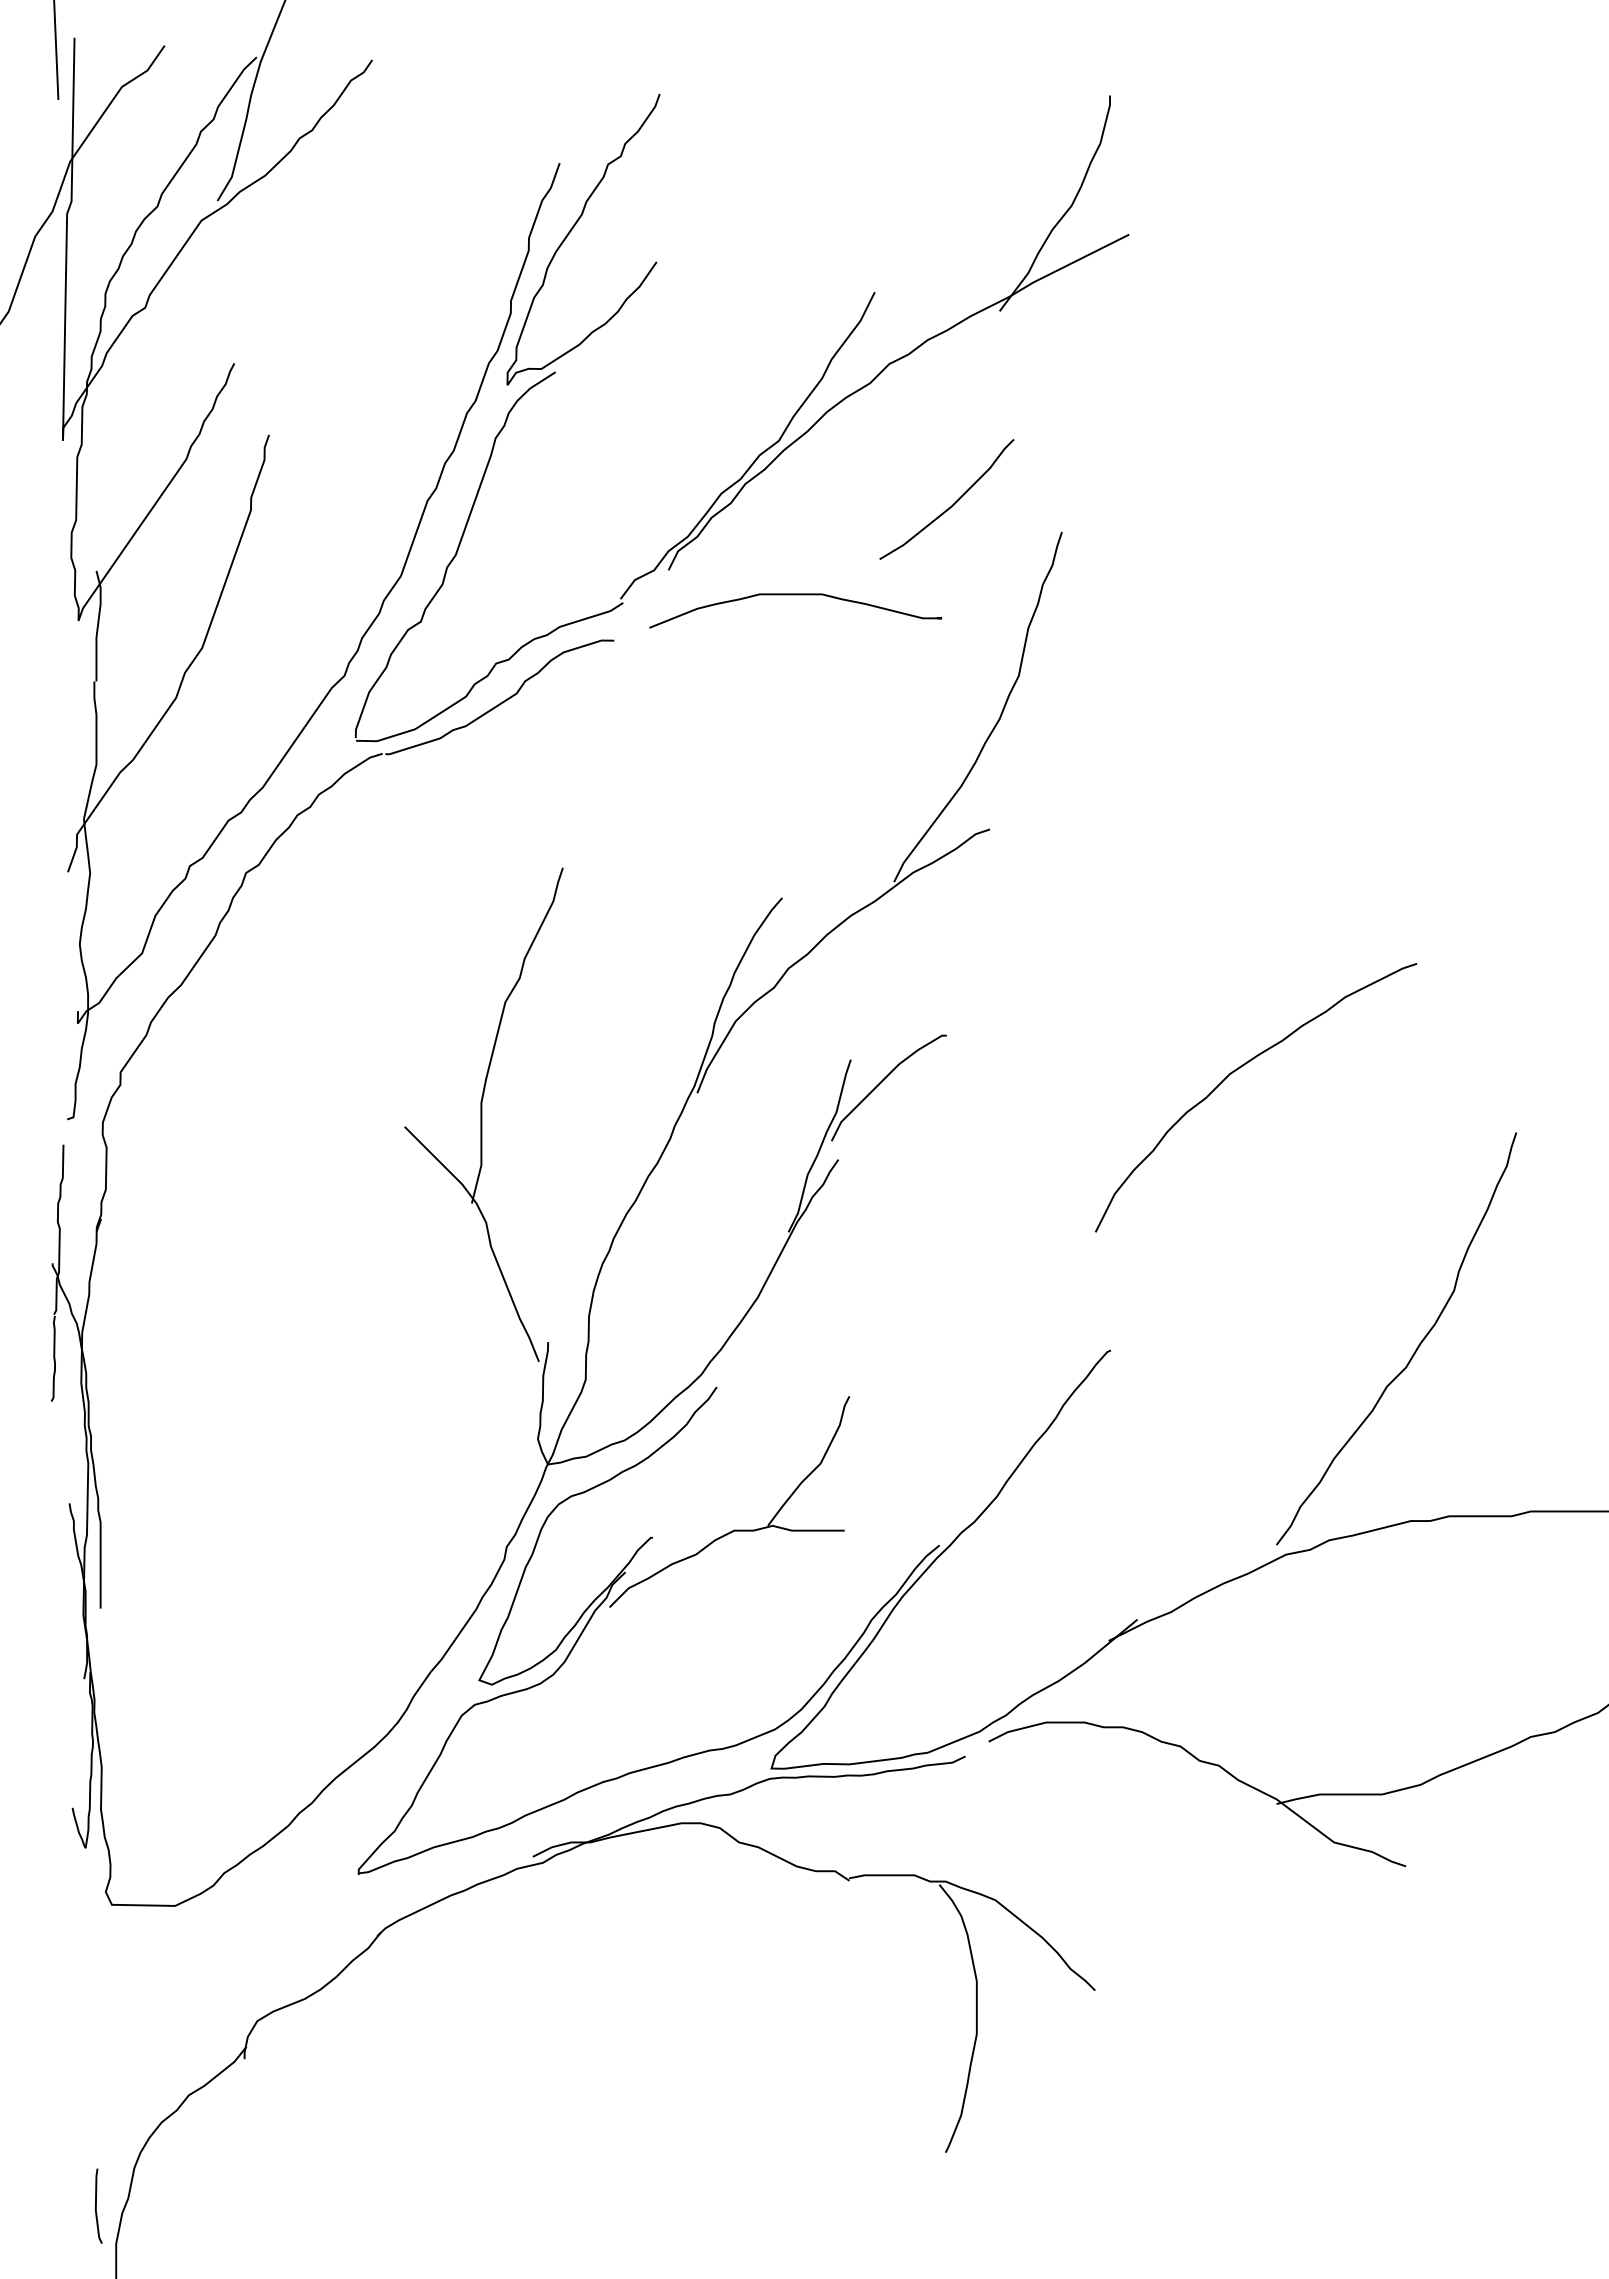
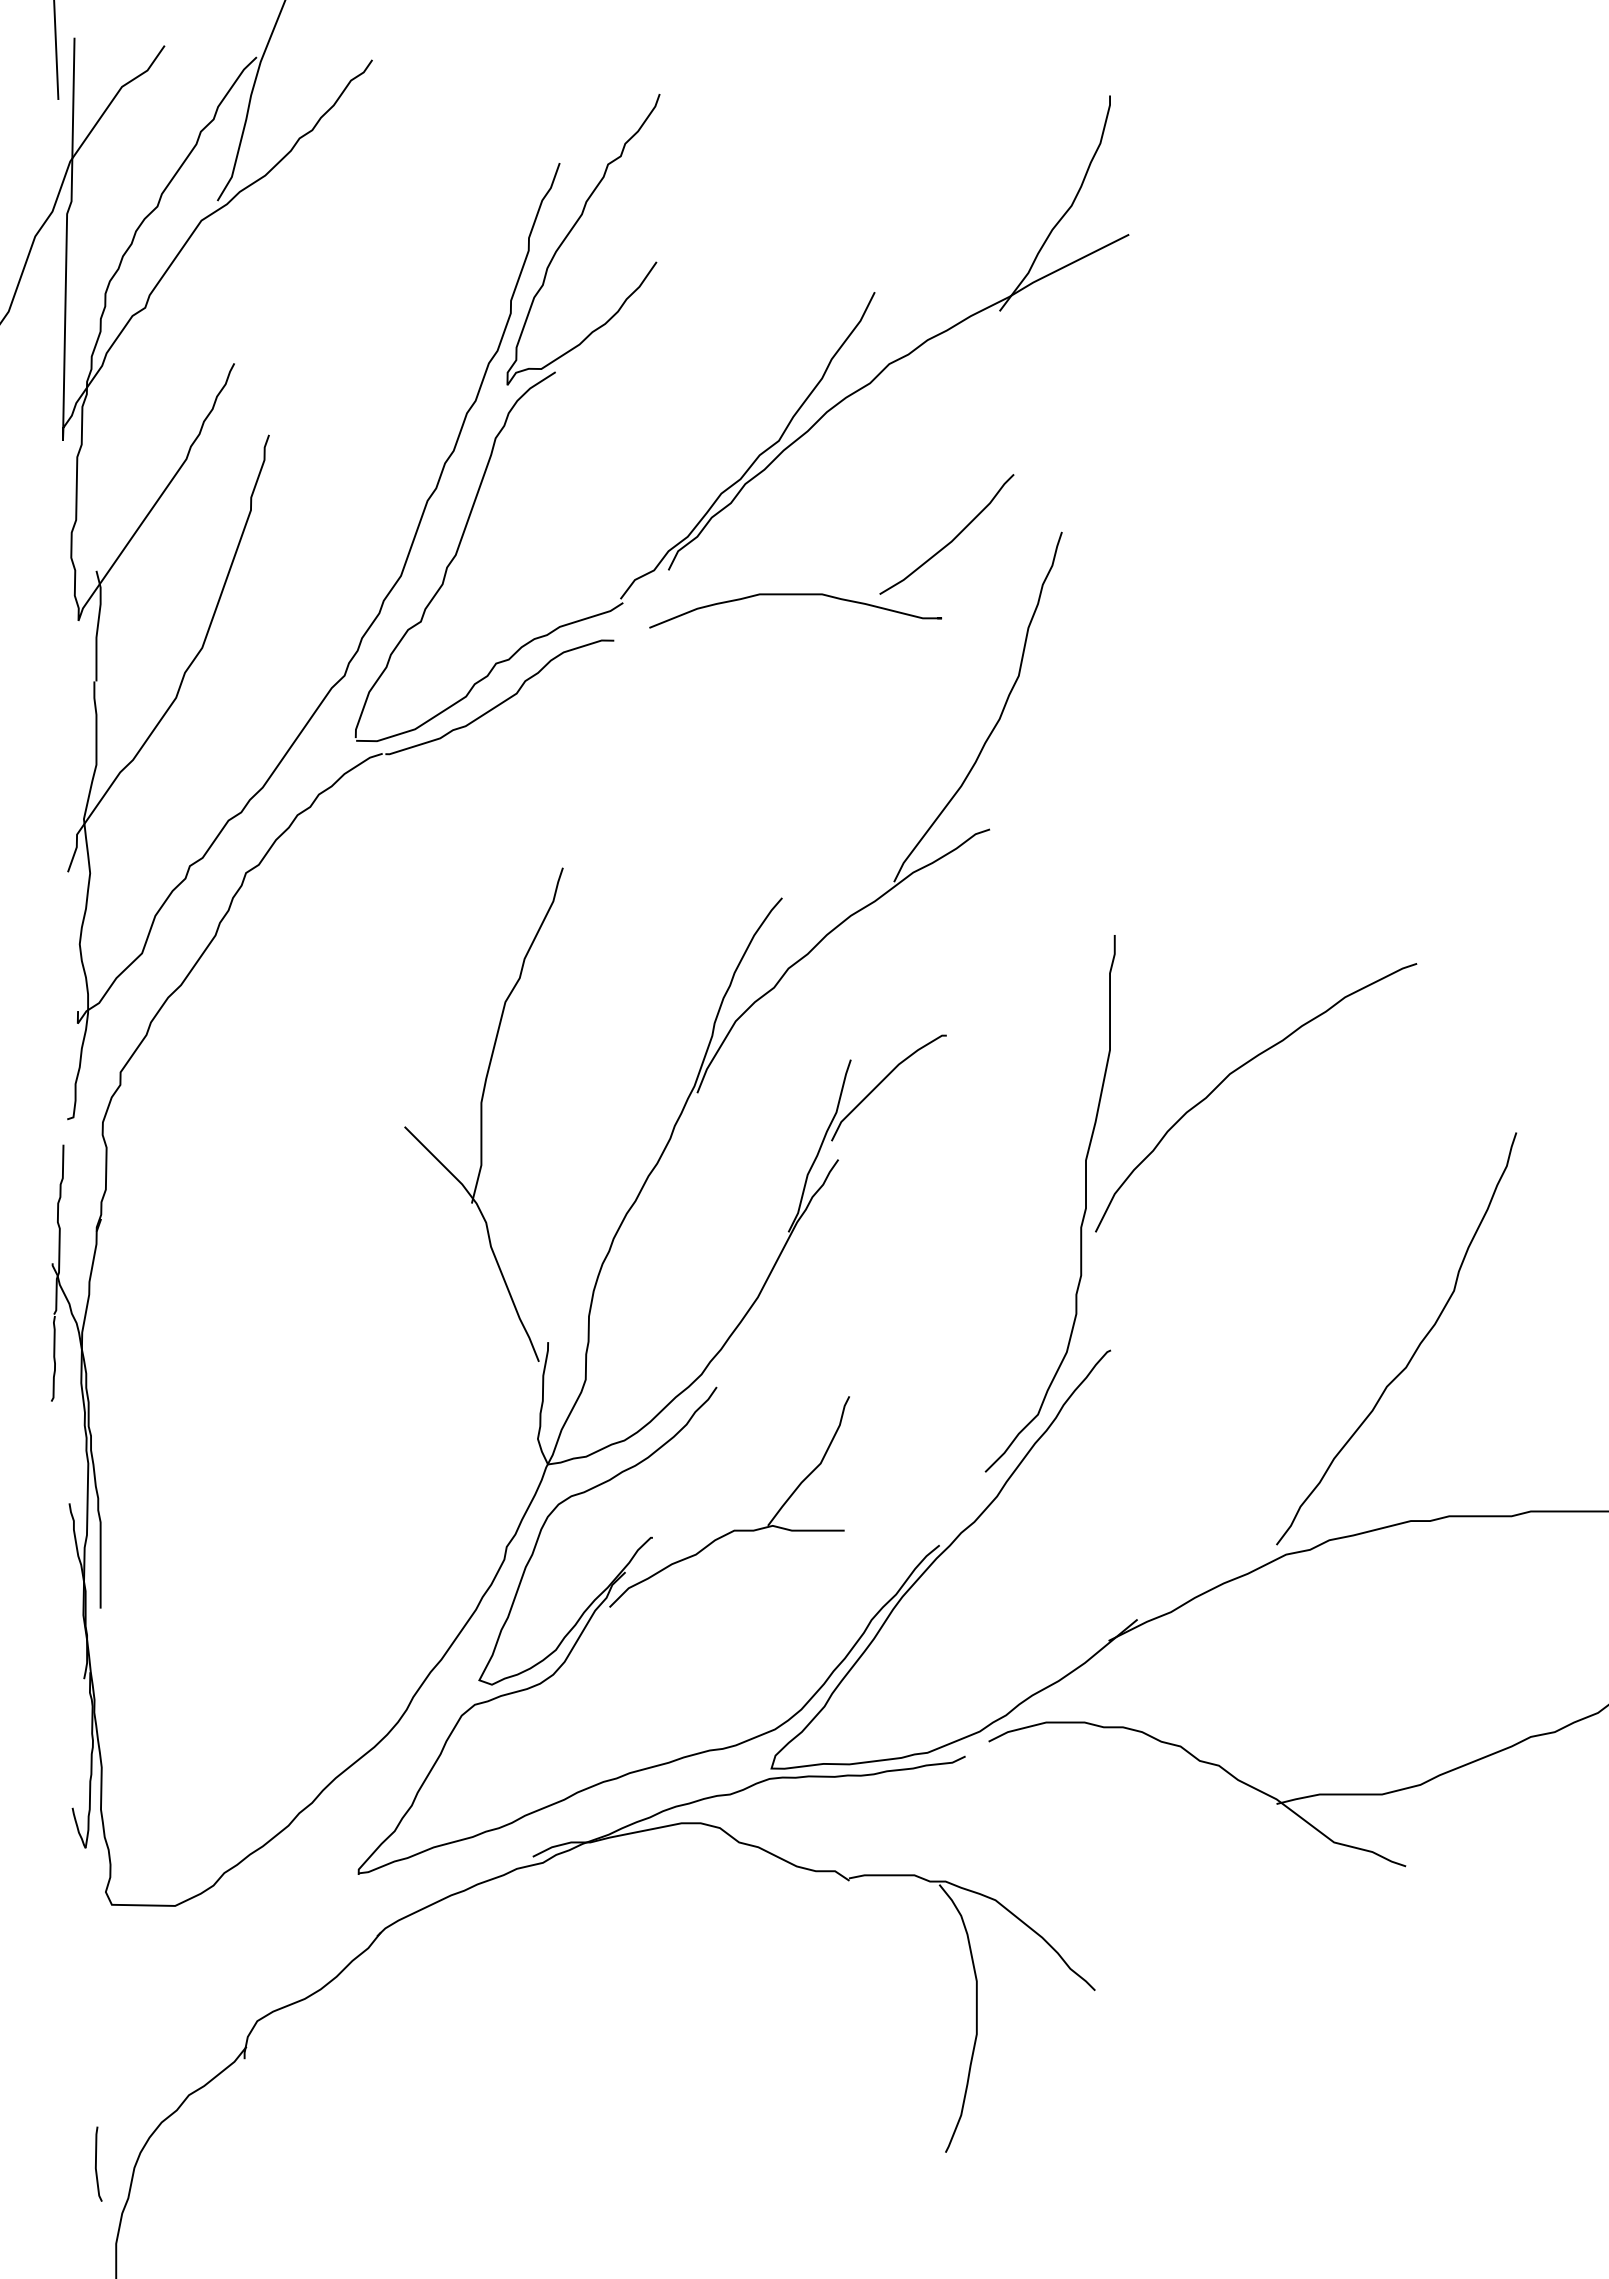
curve position: (952, 504) -> (952, 539) (952, 539)
curve: none -> present (1083, 1213)
curve position: (96, 2205) -> (96, 2163) (96, 2163)
